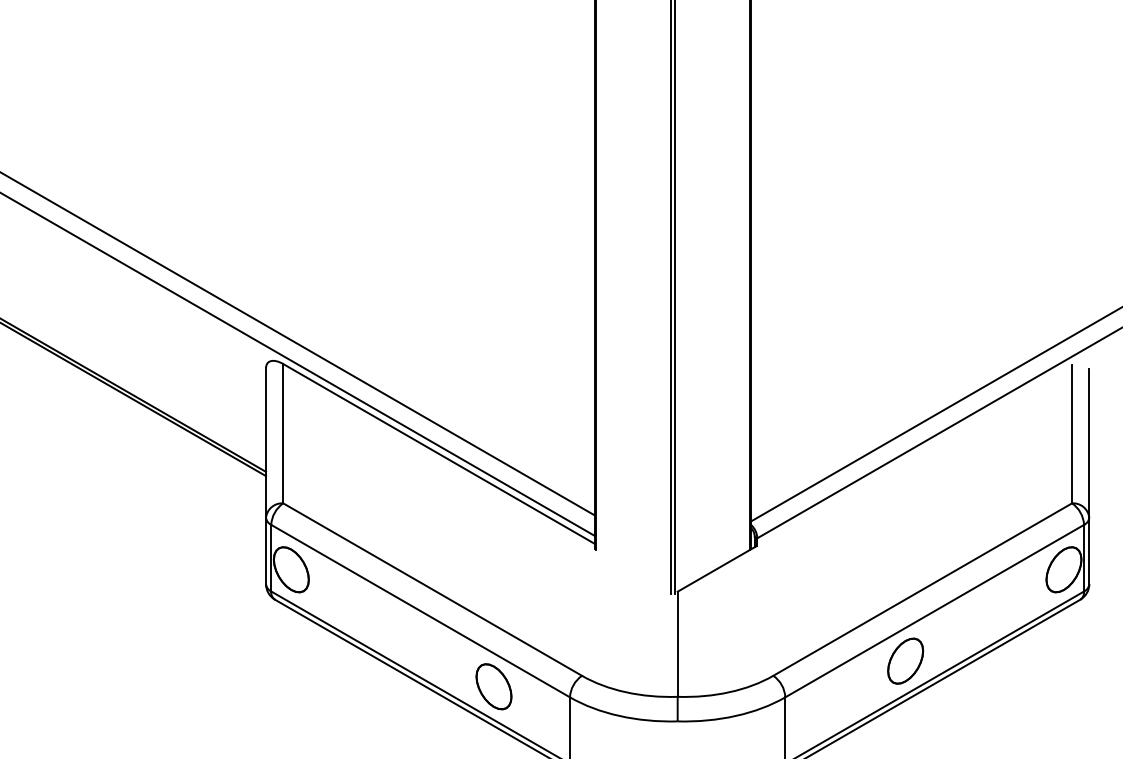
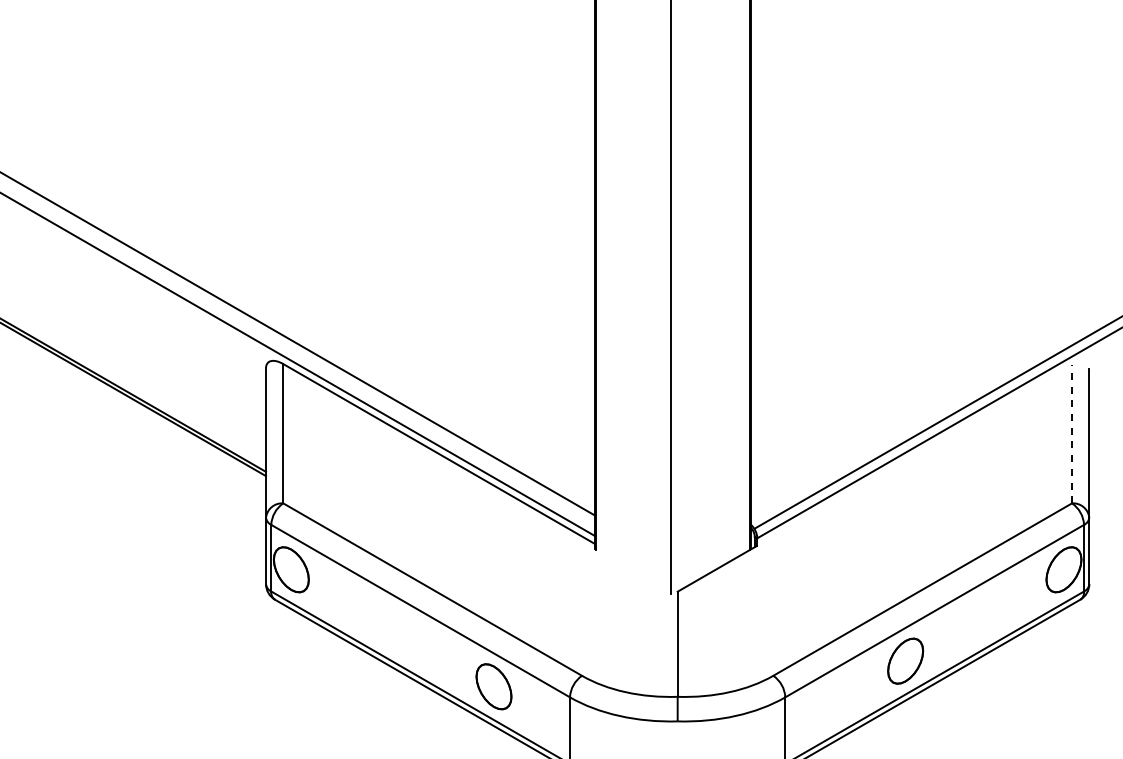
line: present -> none (674, 297)
line position: (934, 414) -> (936, 423) (936, 423)
line: solid -> dashed (1072, 433)
